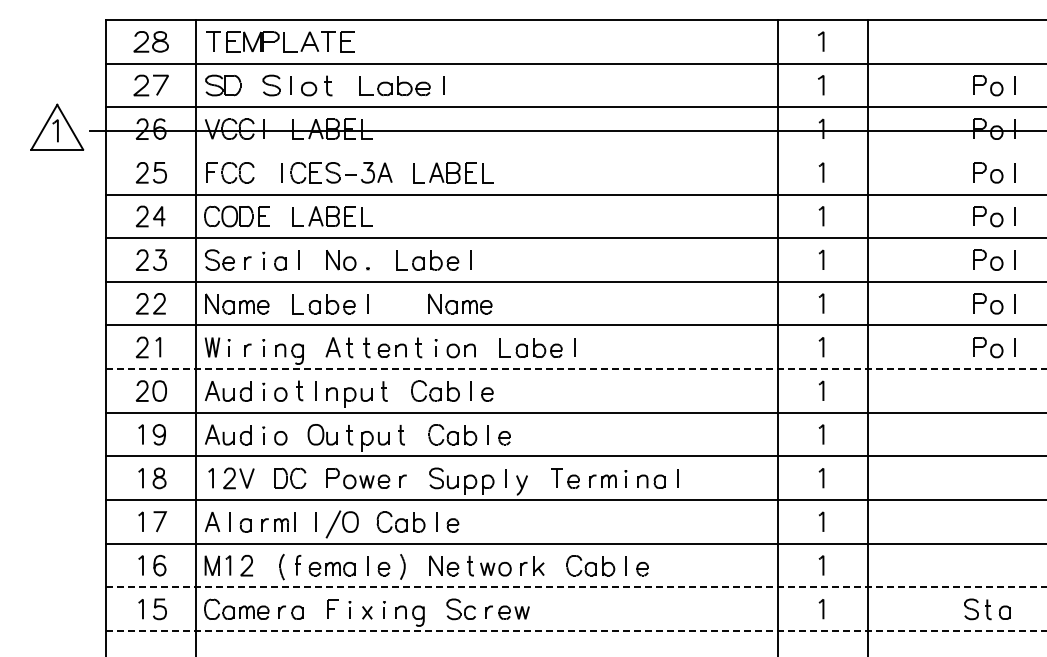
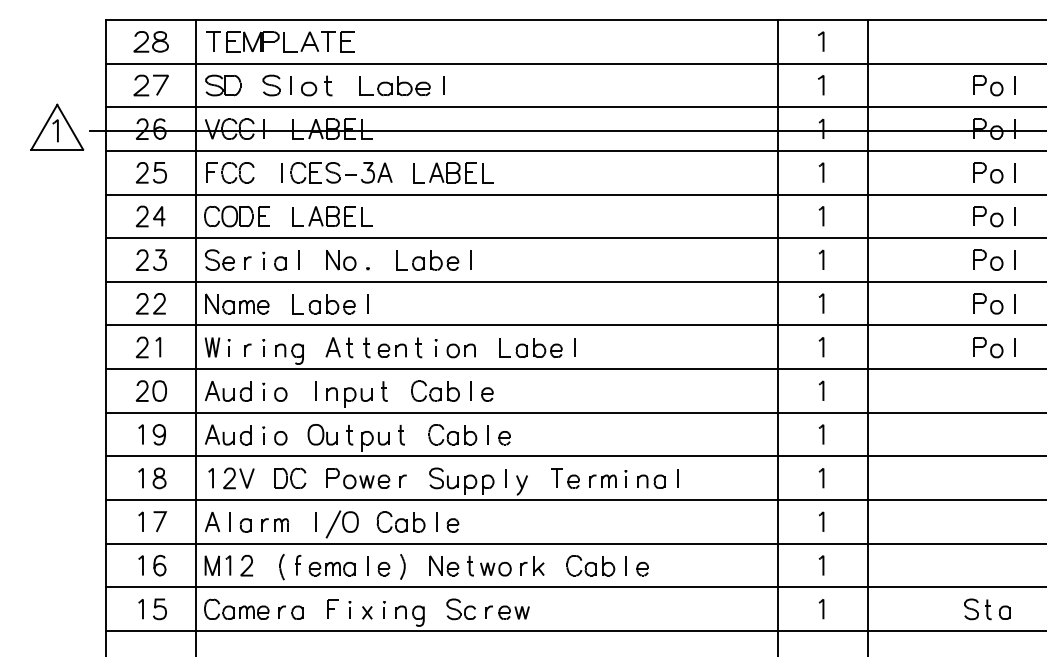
line: none -> present (574, 150)
part: present -> none (460, 303)
line: dashed -> solid (576, 369)
part: present -> none (299, 390)
line: present -> none (294, 521)
line: dashed -> solid (576, 587)
line: dashed -> solid (576, 631)
